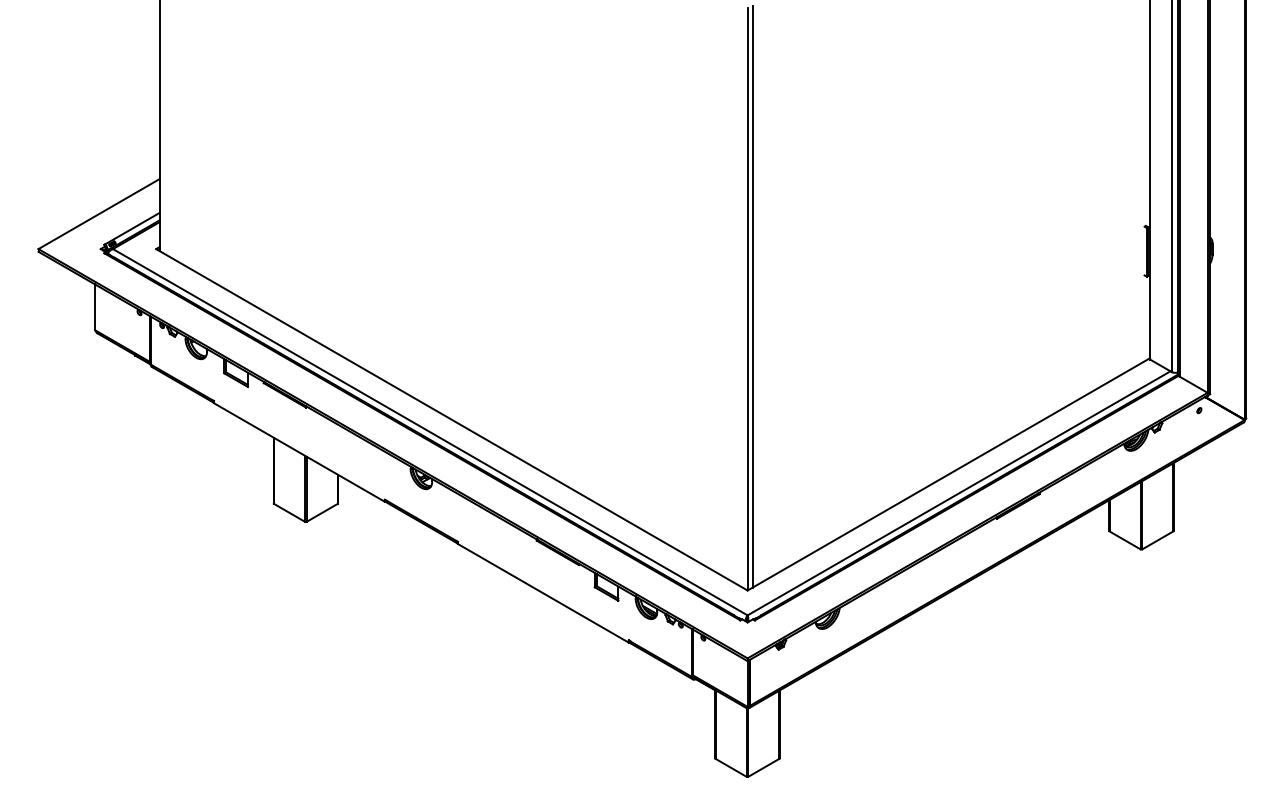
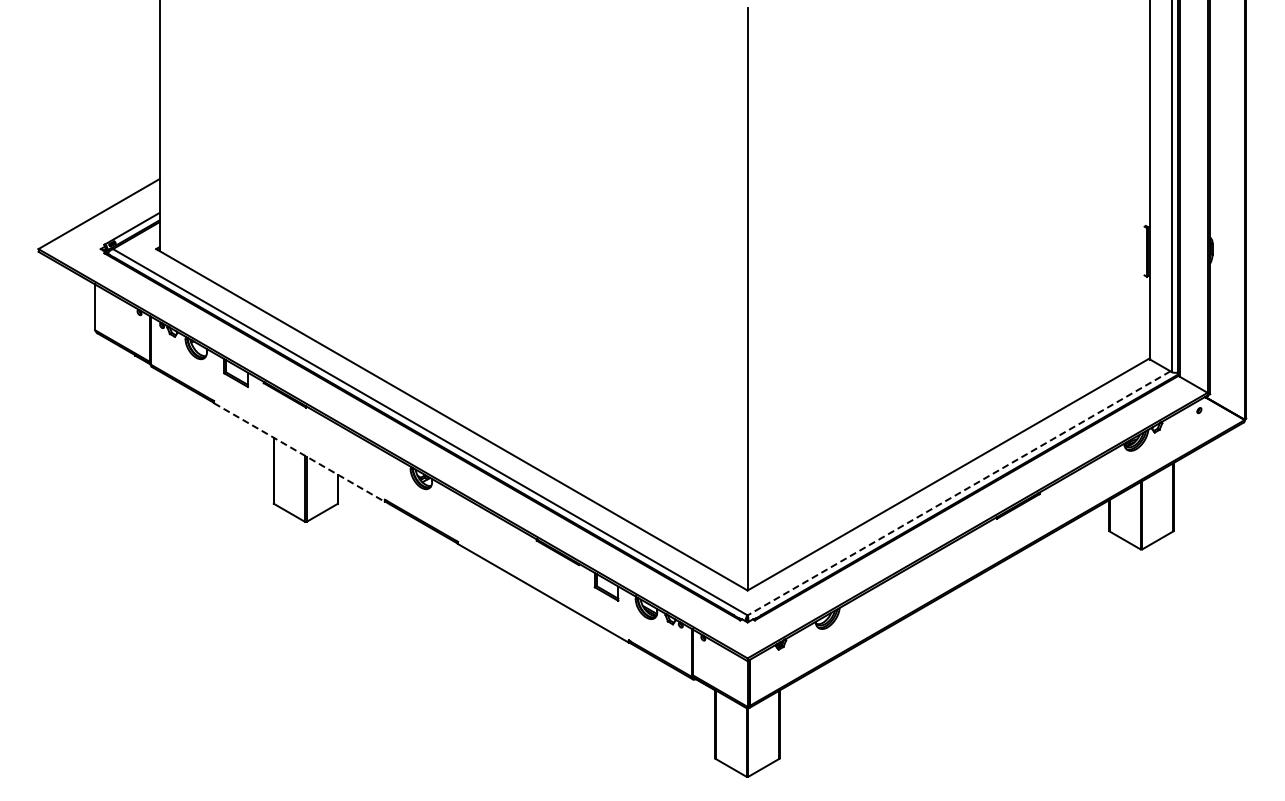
line: present -> none (752, 296)
line: solid -> dashed (299, 452)
line: solid -> dashed (958, 493)
